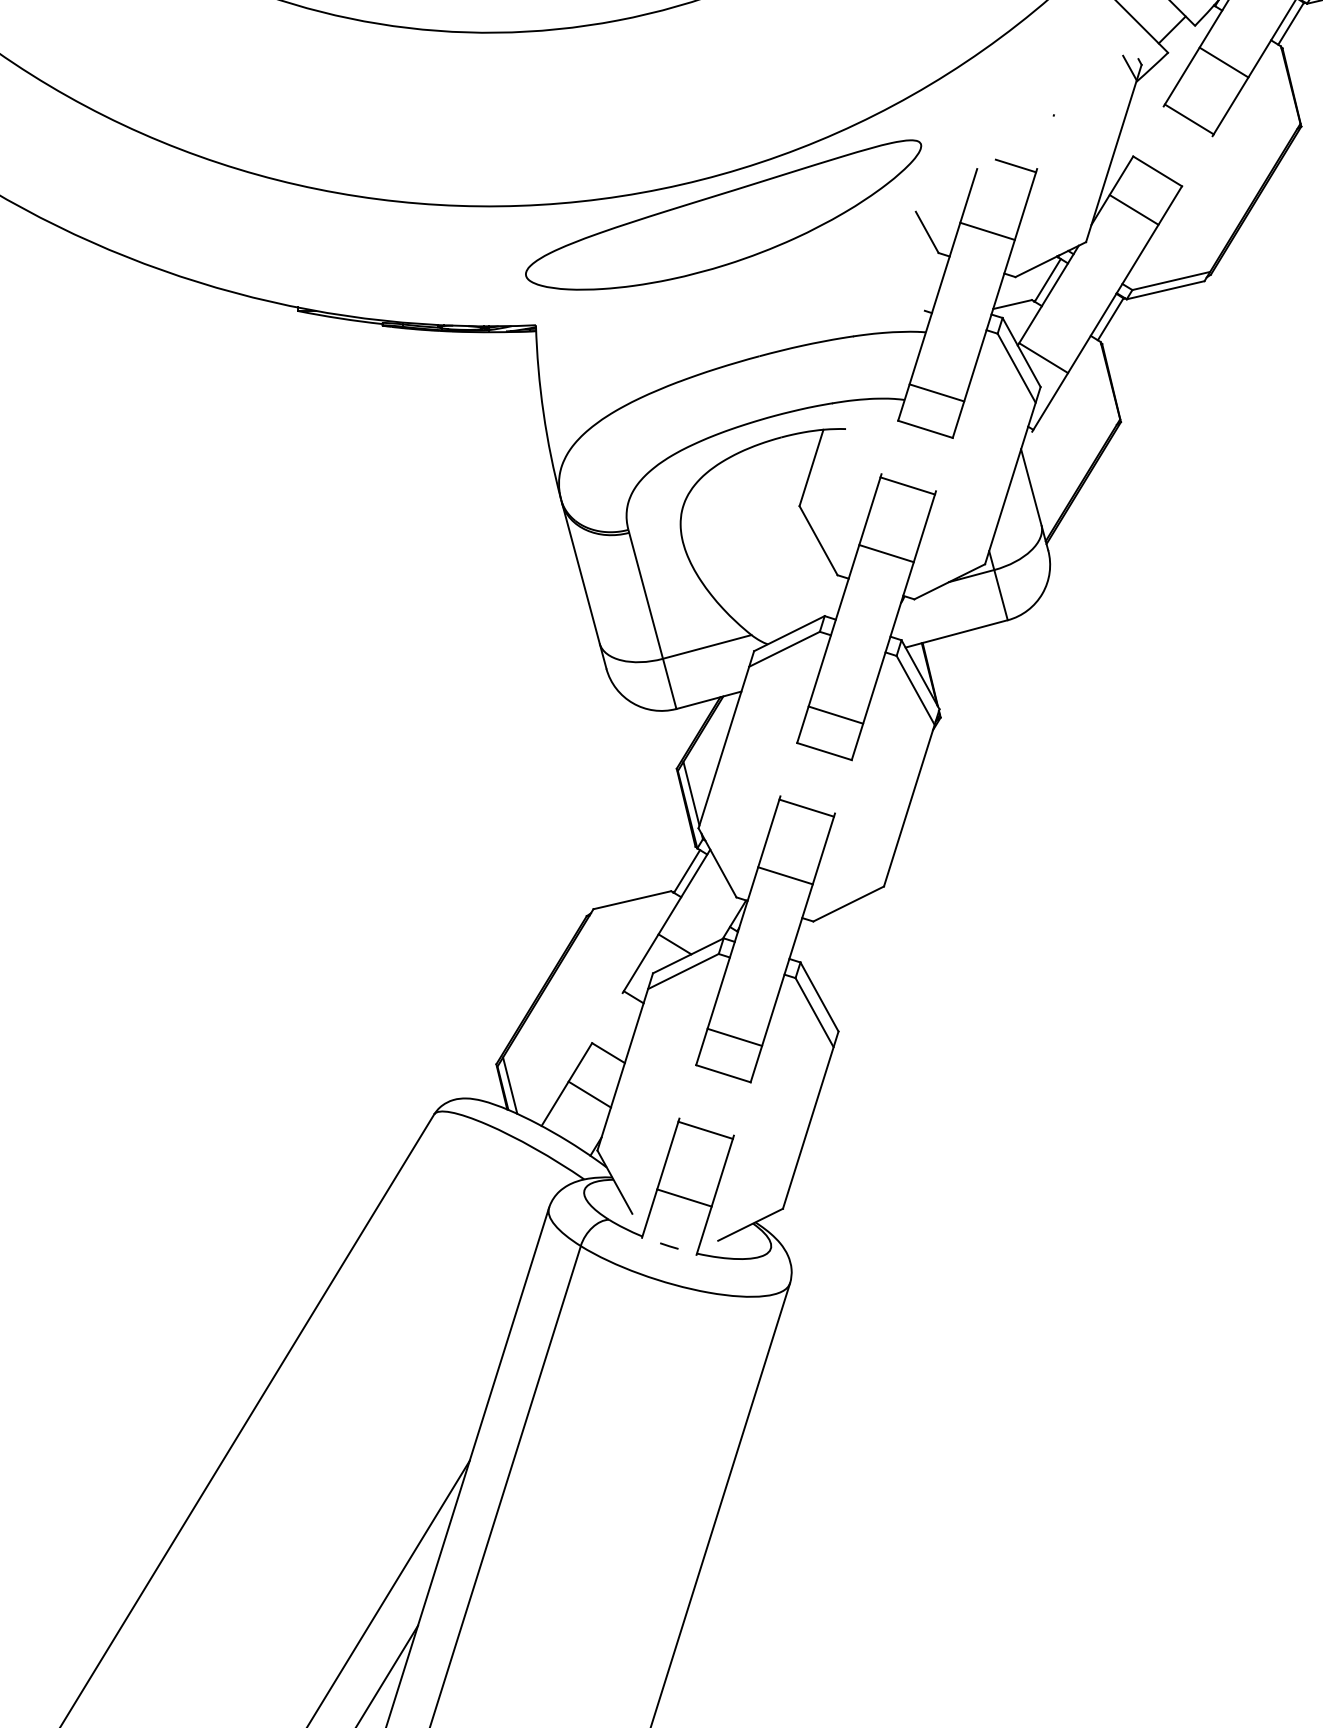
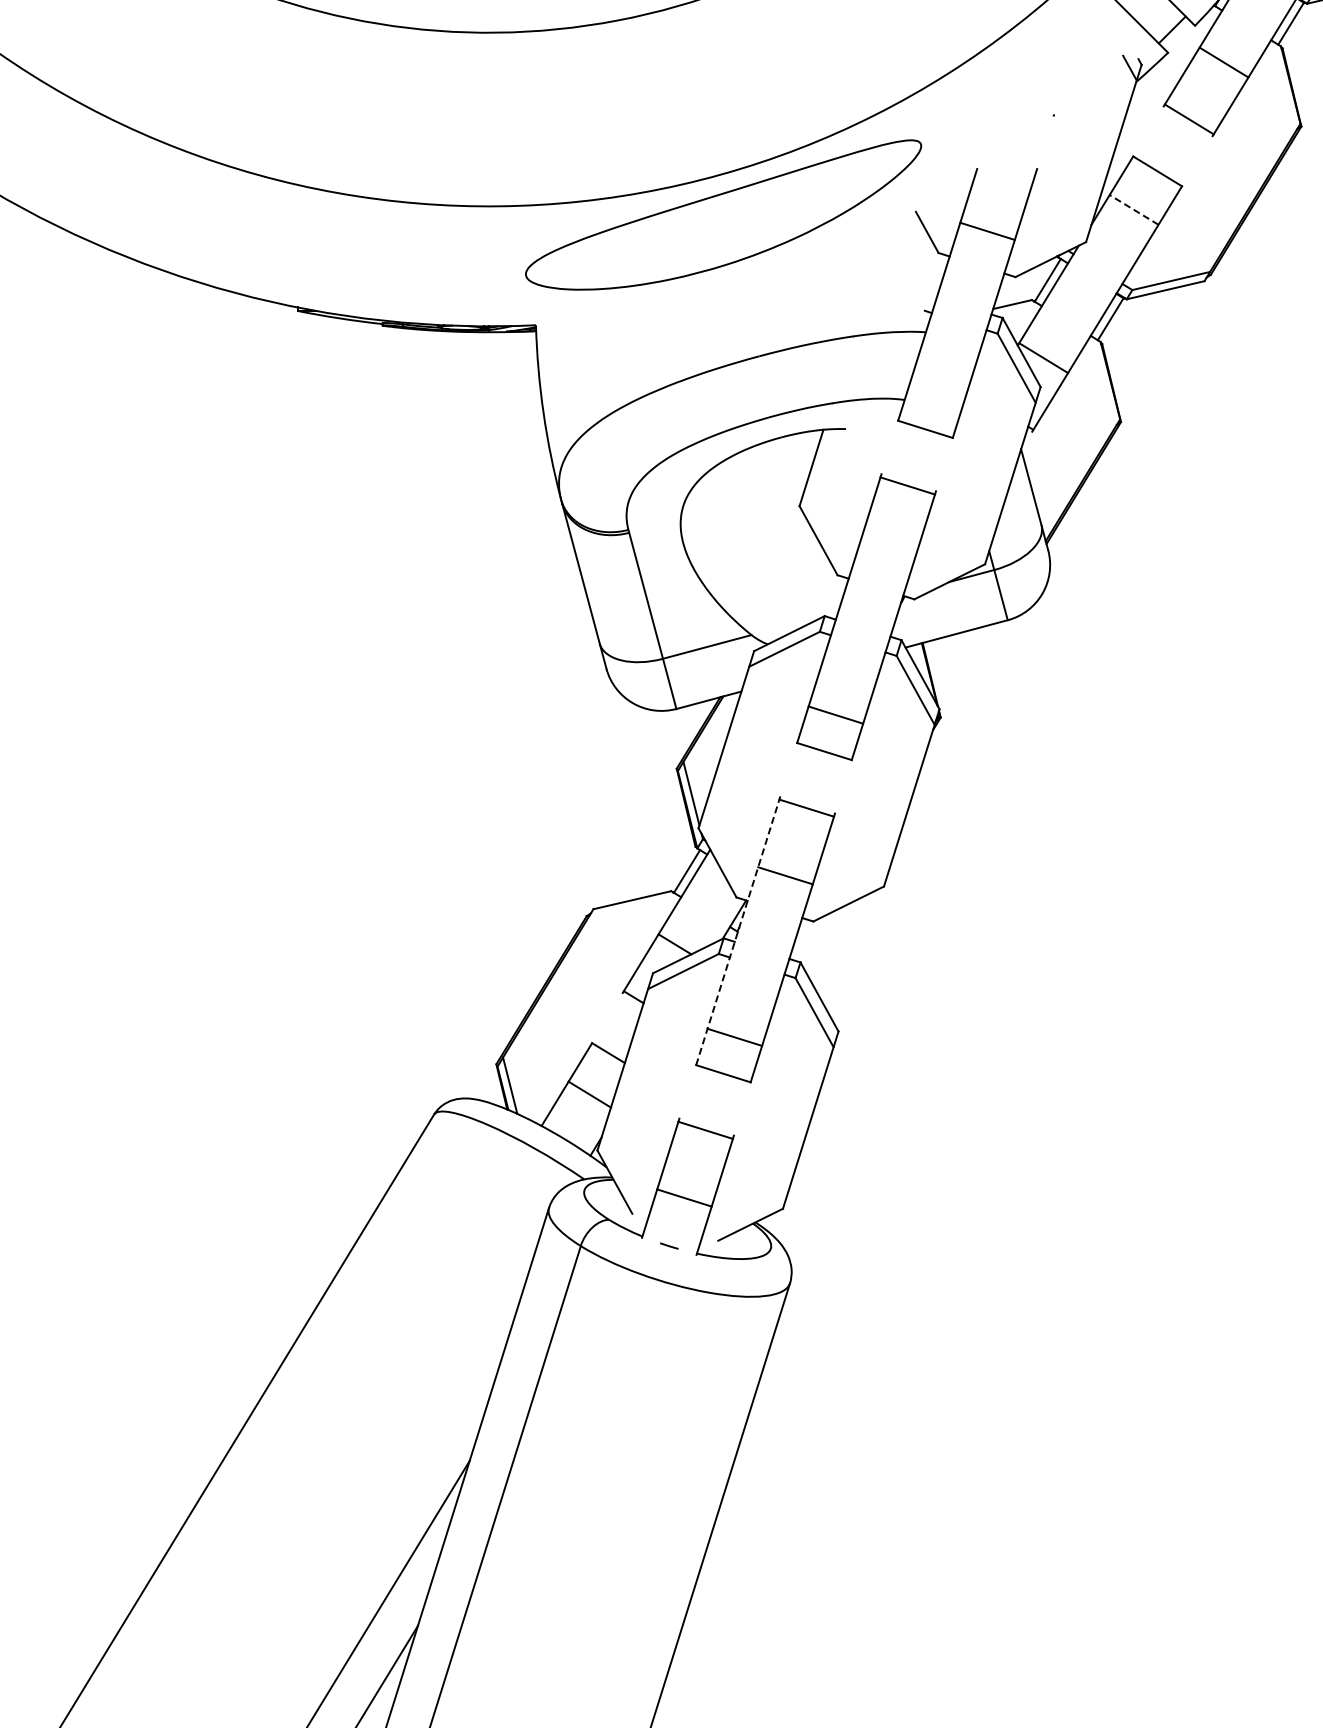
line: present -> none (1015, 165)
line: solid -> dashed (1134, 209)
line: present -> none (936, 392)
line: present -> none (886, 553)
line: solid -> dashed (738, 930)
